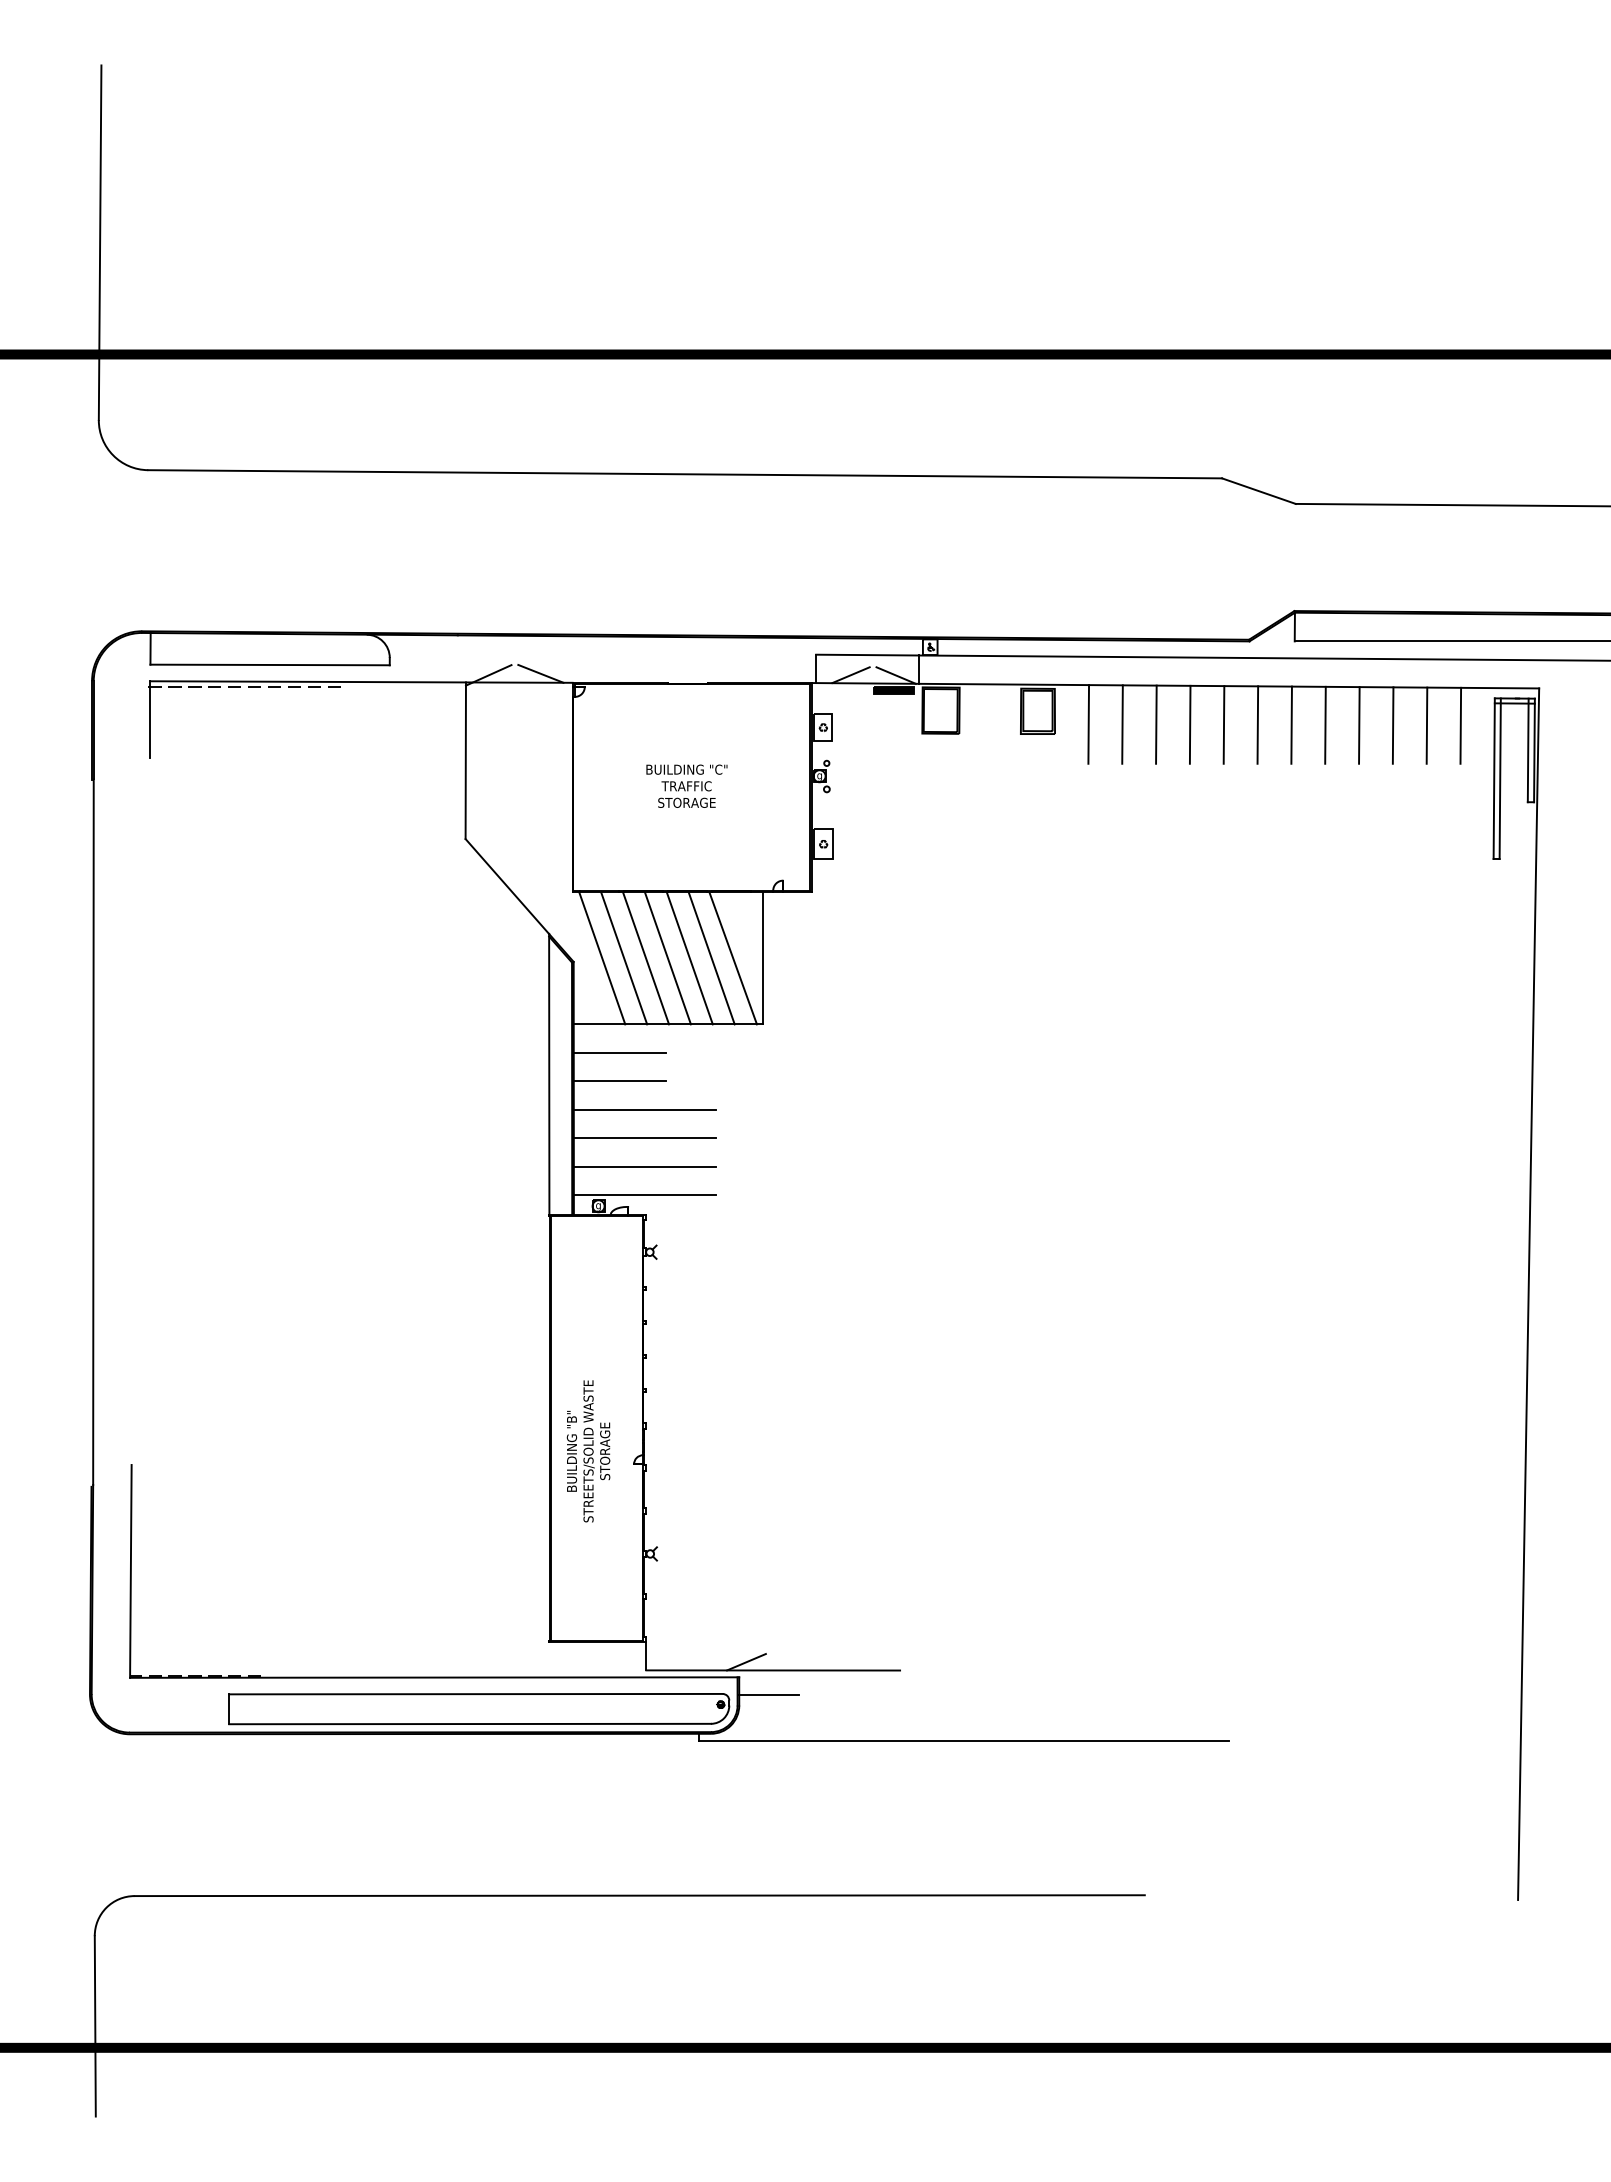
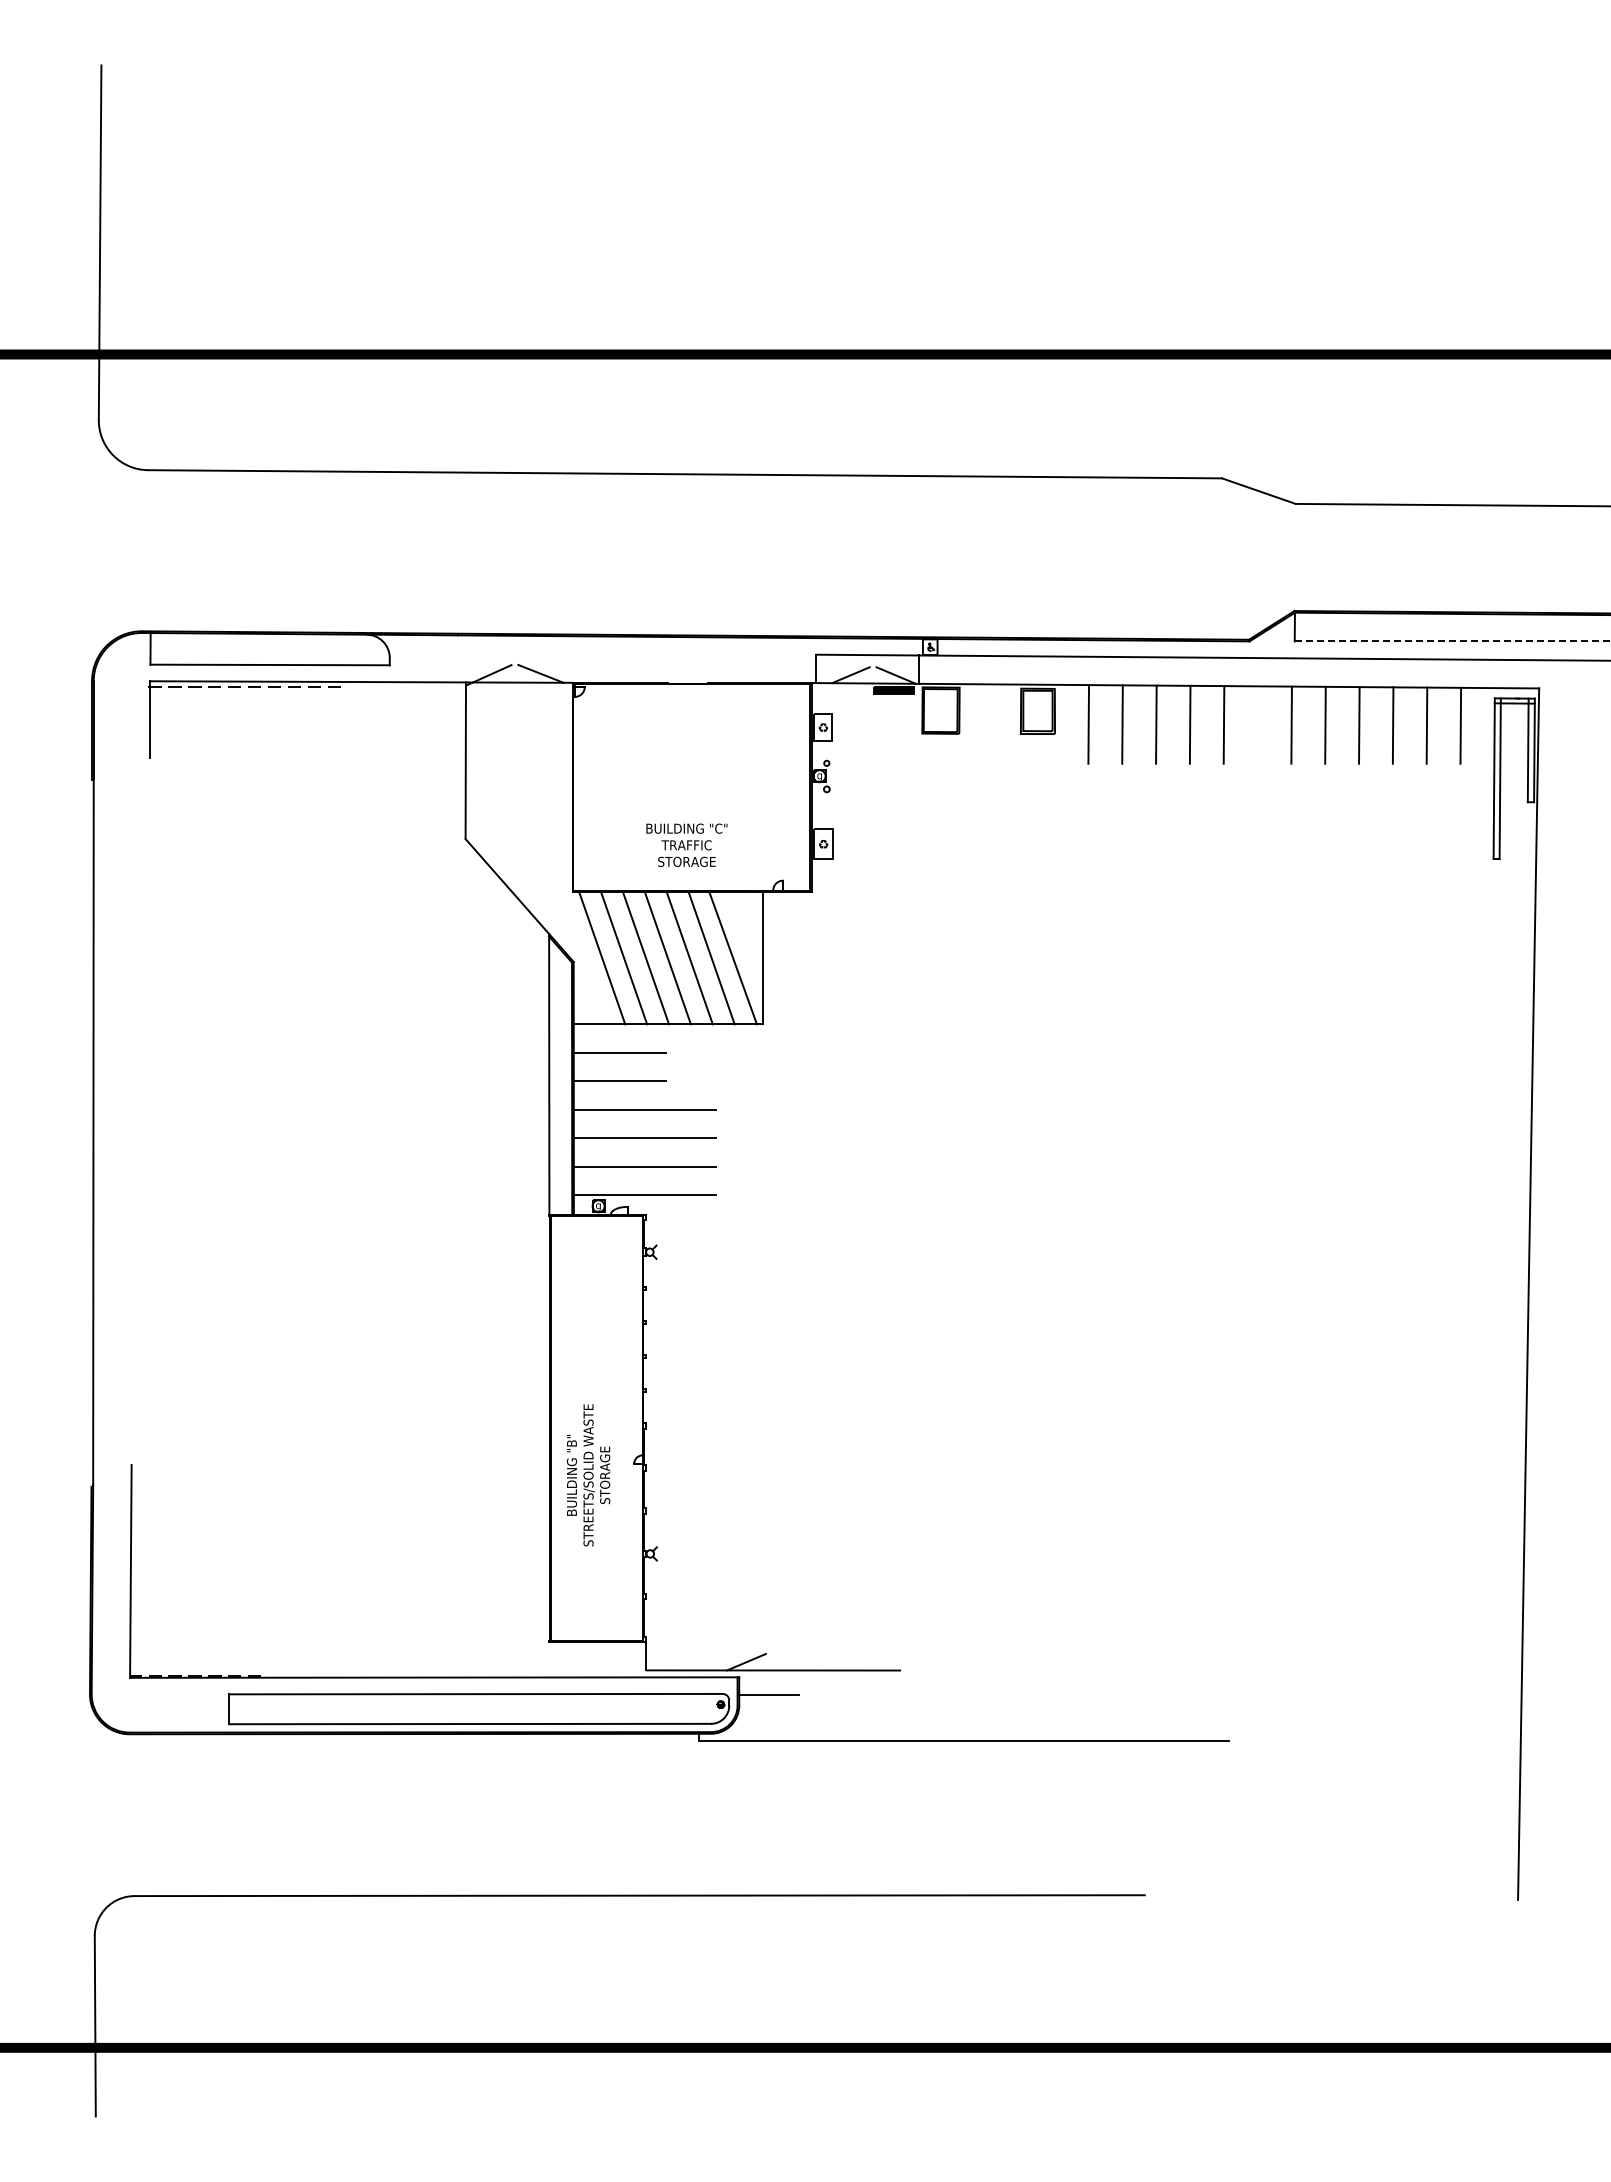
line: solid -> dashed (1452, 641)
line: present -> none (1257, 724)
text position: (686, 785) -> (686, 844) (686, 844)
text position: (588, 1451) -> (588, 1475) (588, 1475)
